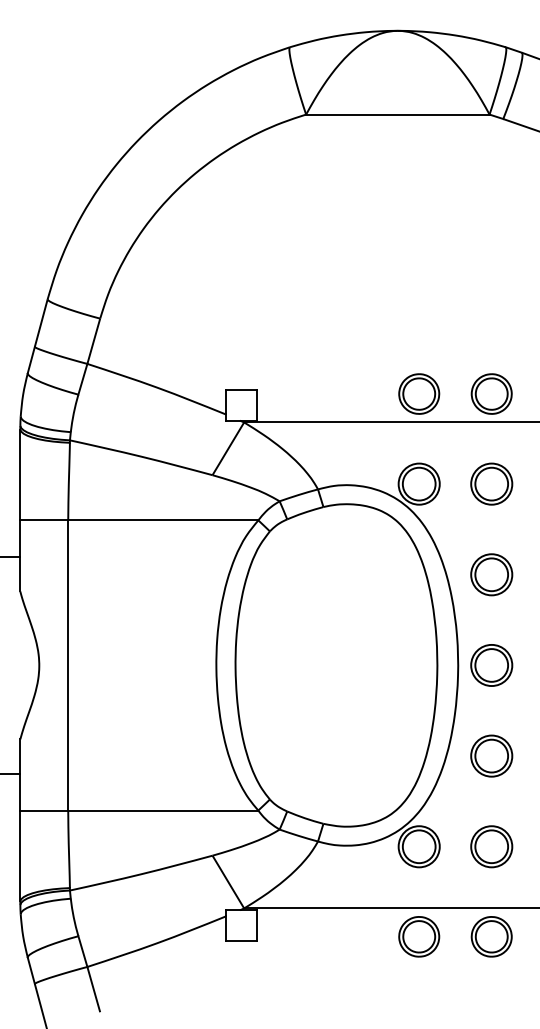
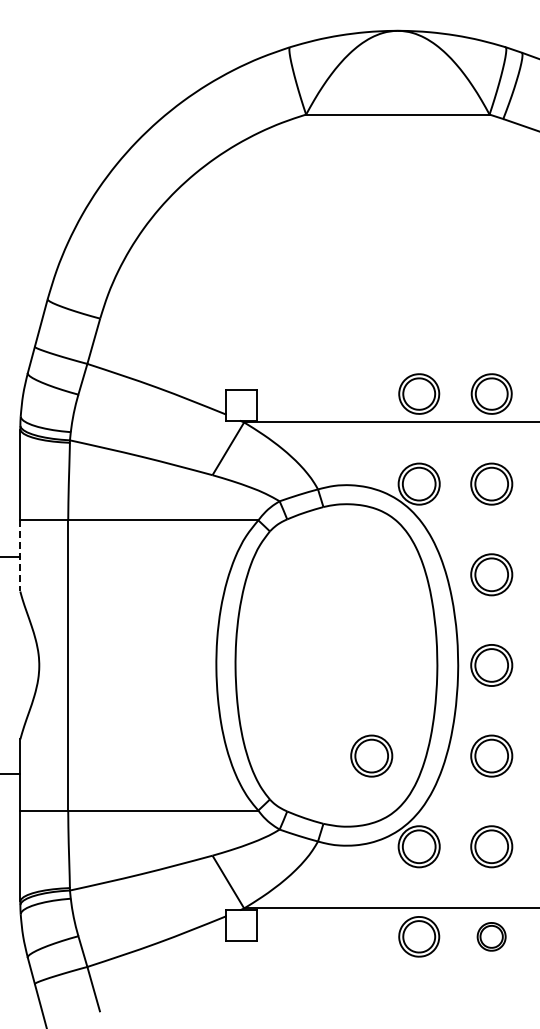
line: solid -> dashed (20, 555)
part: none -> present (371, 755)
part size: 43x42 px -> 31x30 px (491, 936)
